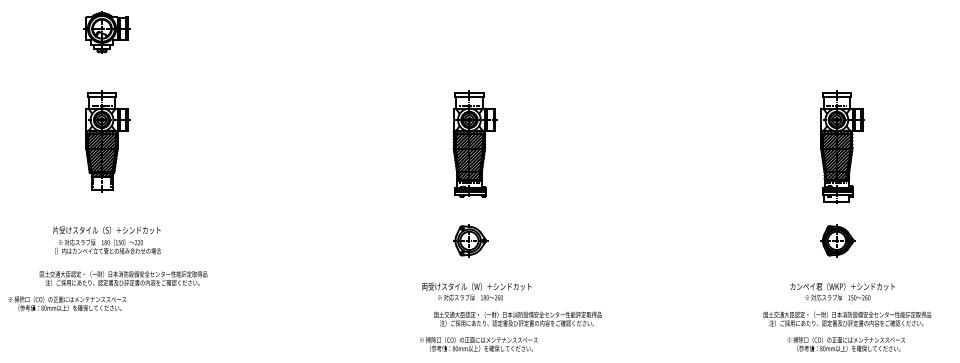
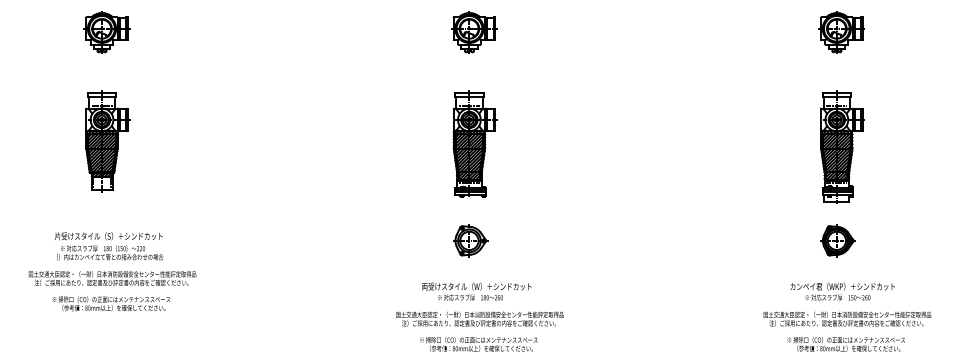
part: none -> present (474, 32)
part: none -> present (841, 32)
text position: (107, 240) -> (109, 246) (109, 246)
text position: (123, 278) -> (112, 278) (112, 278)
text position: (66, 303) -> (110, 303) (110, 303)
text position: (517, 318) -> (479, 318) (479, 318)
